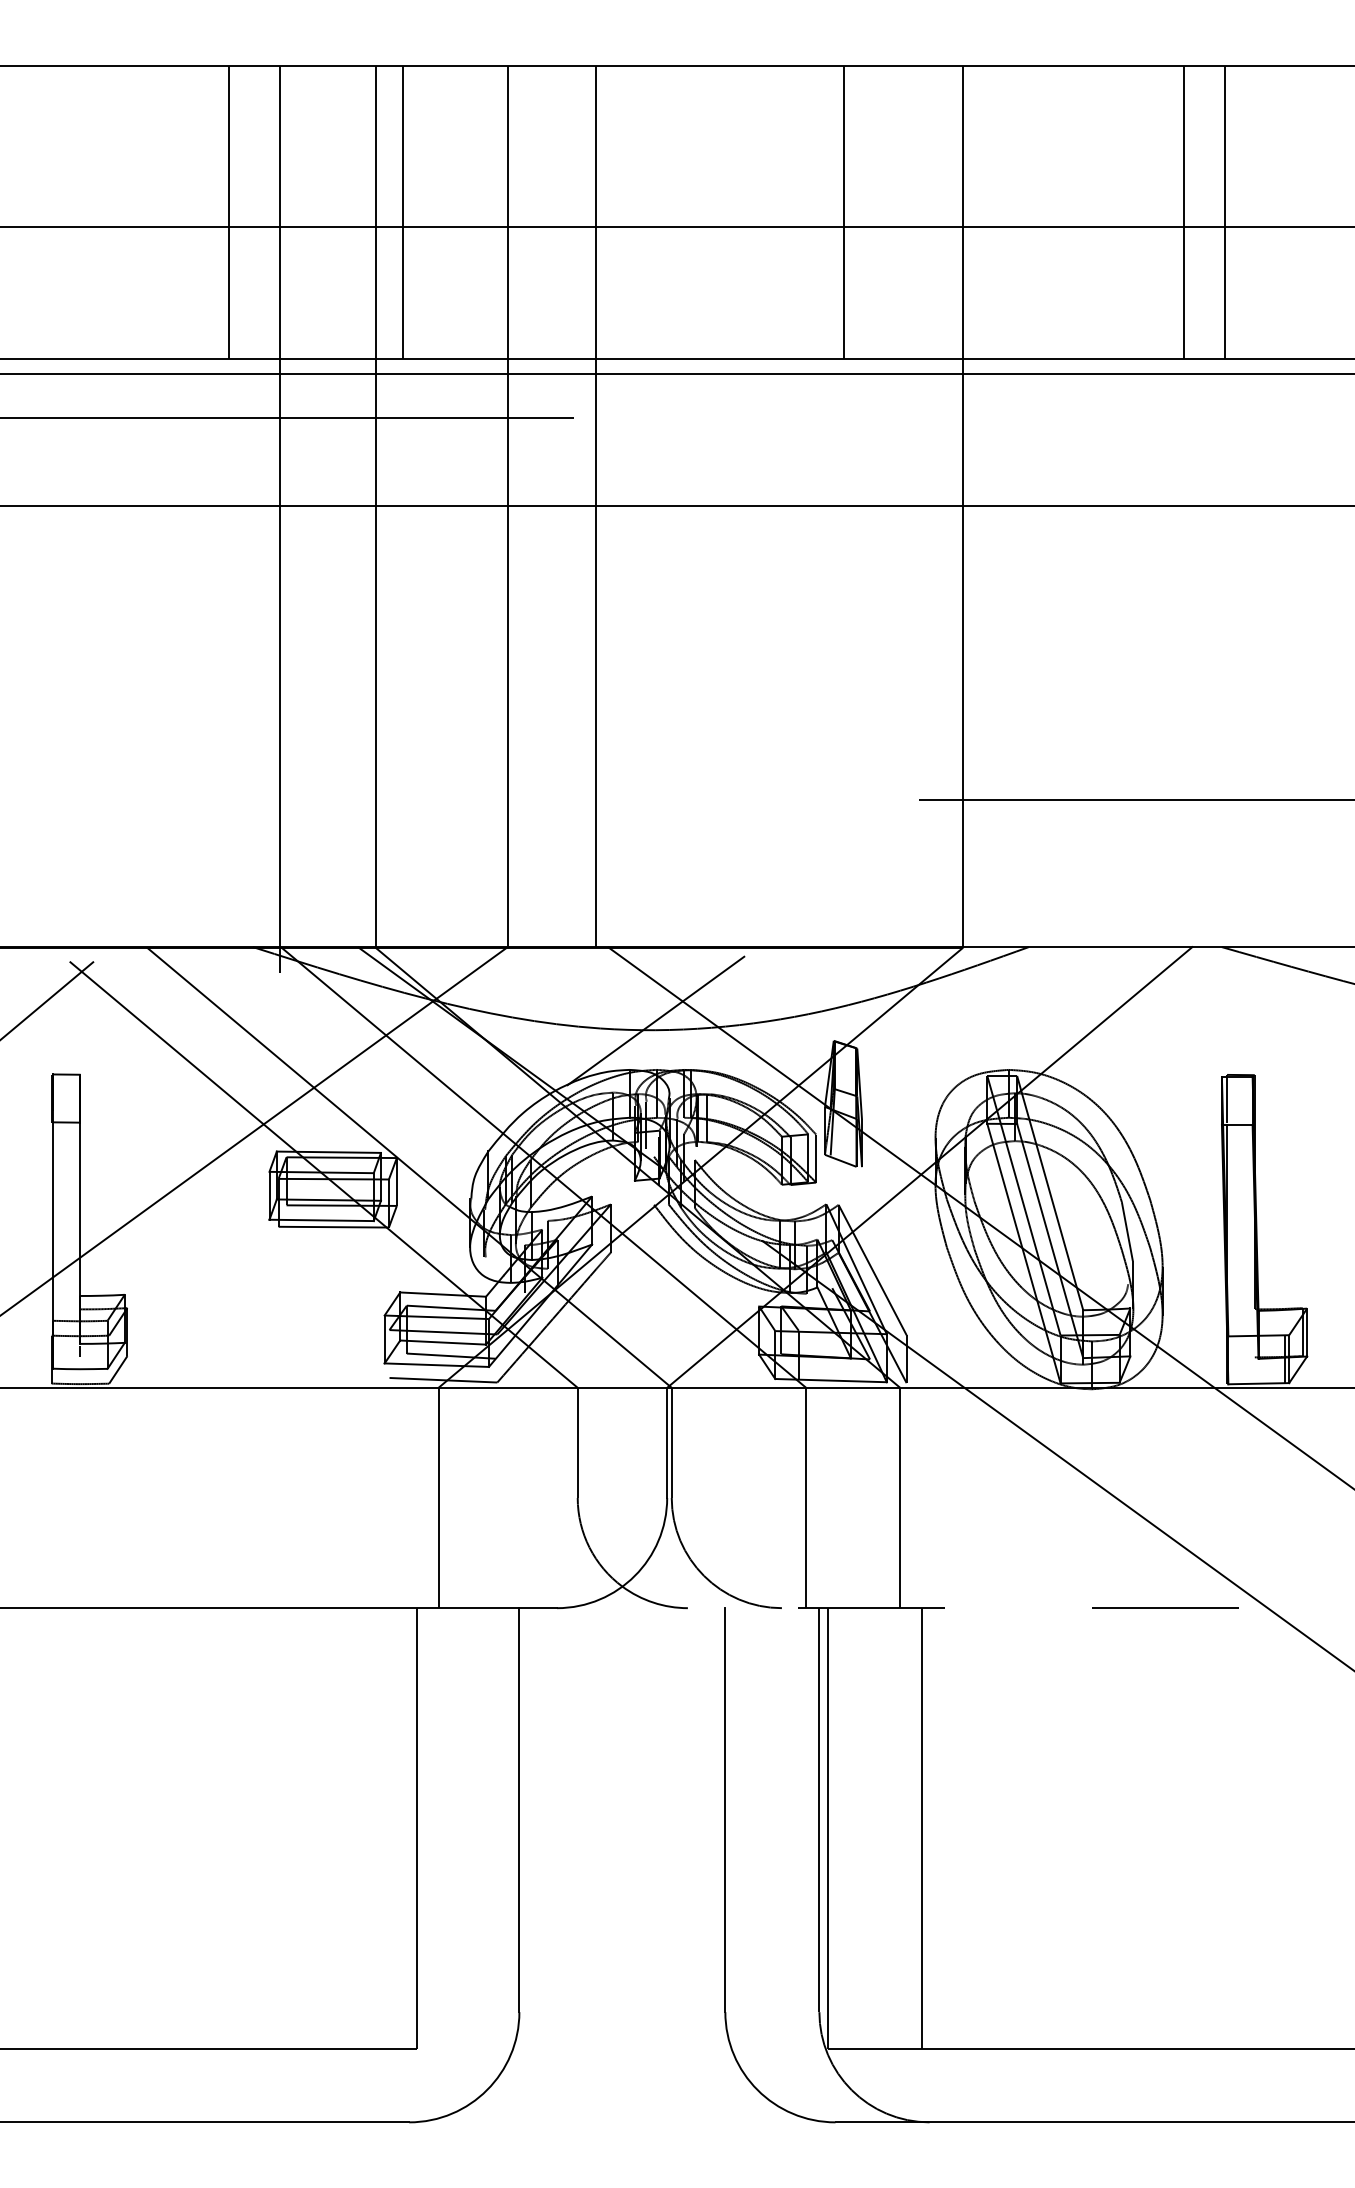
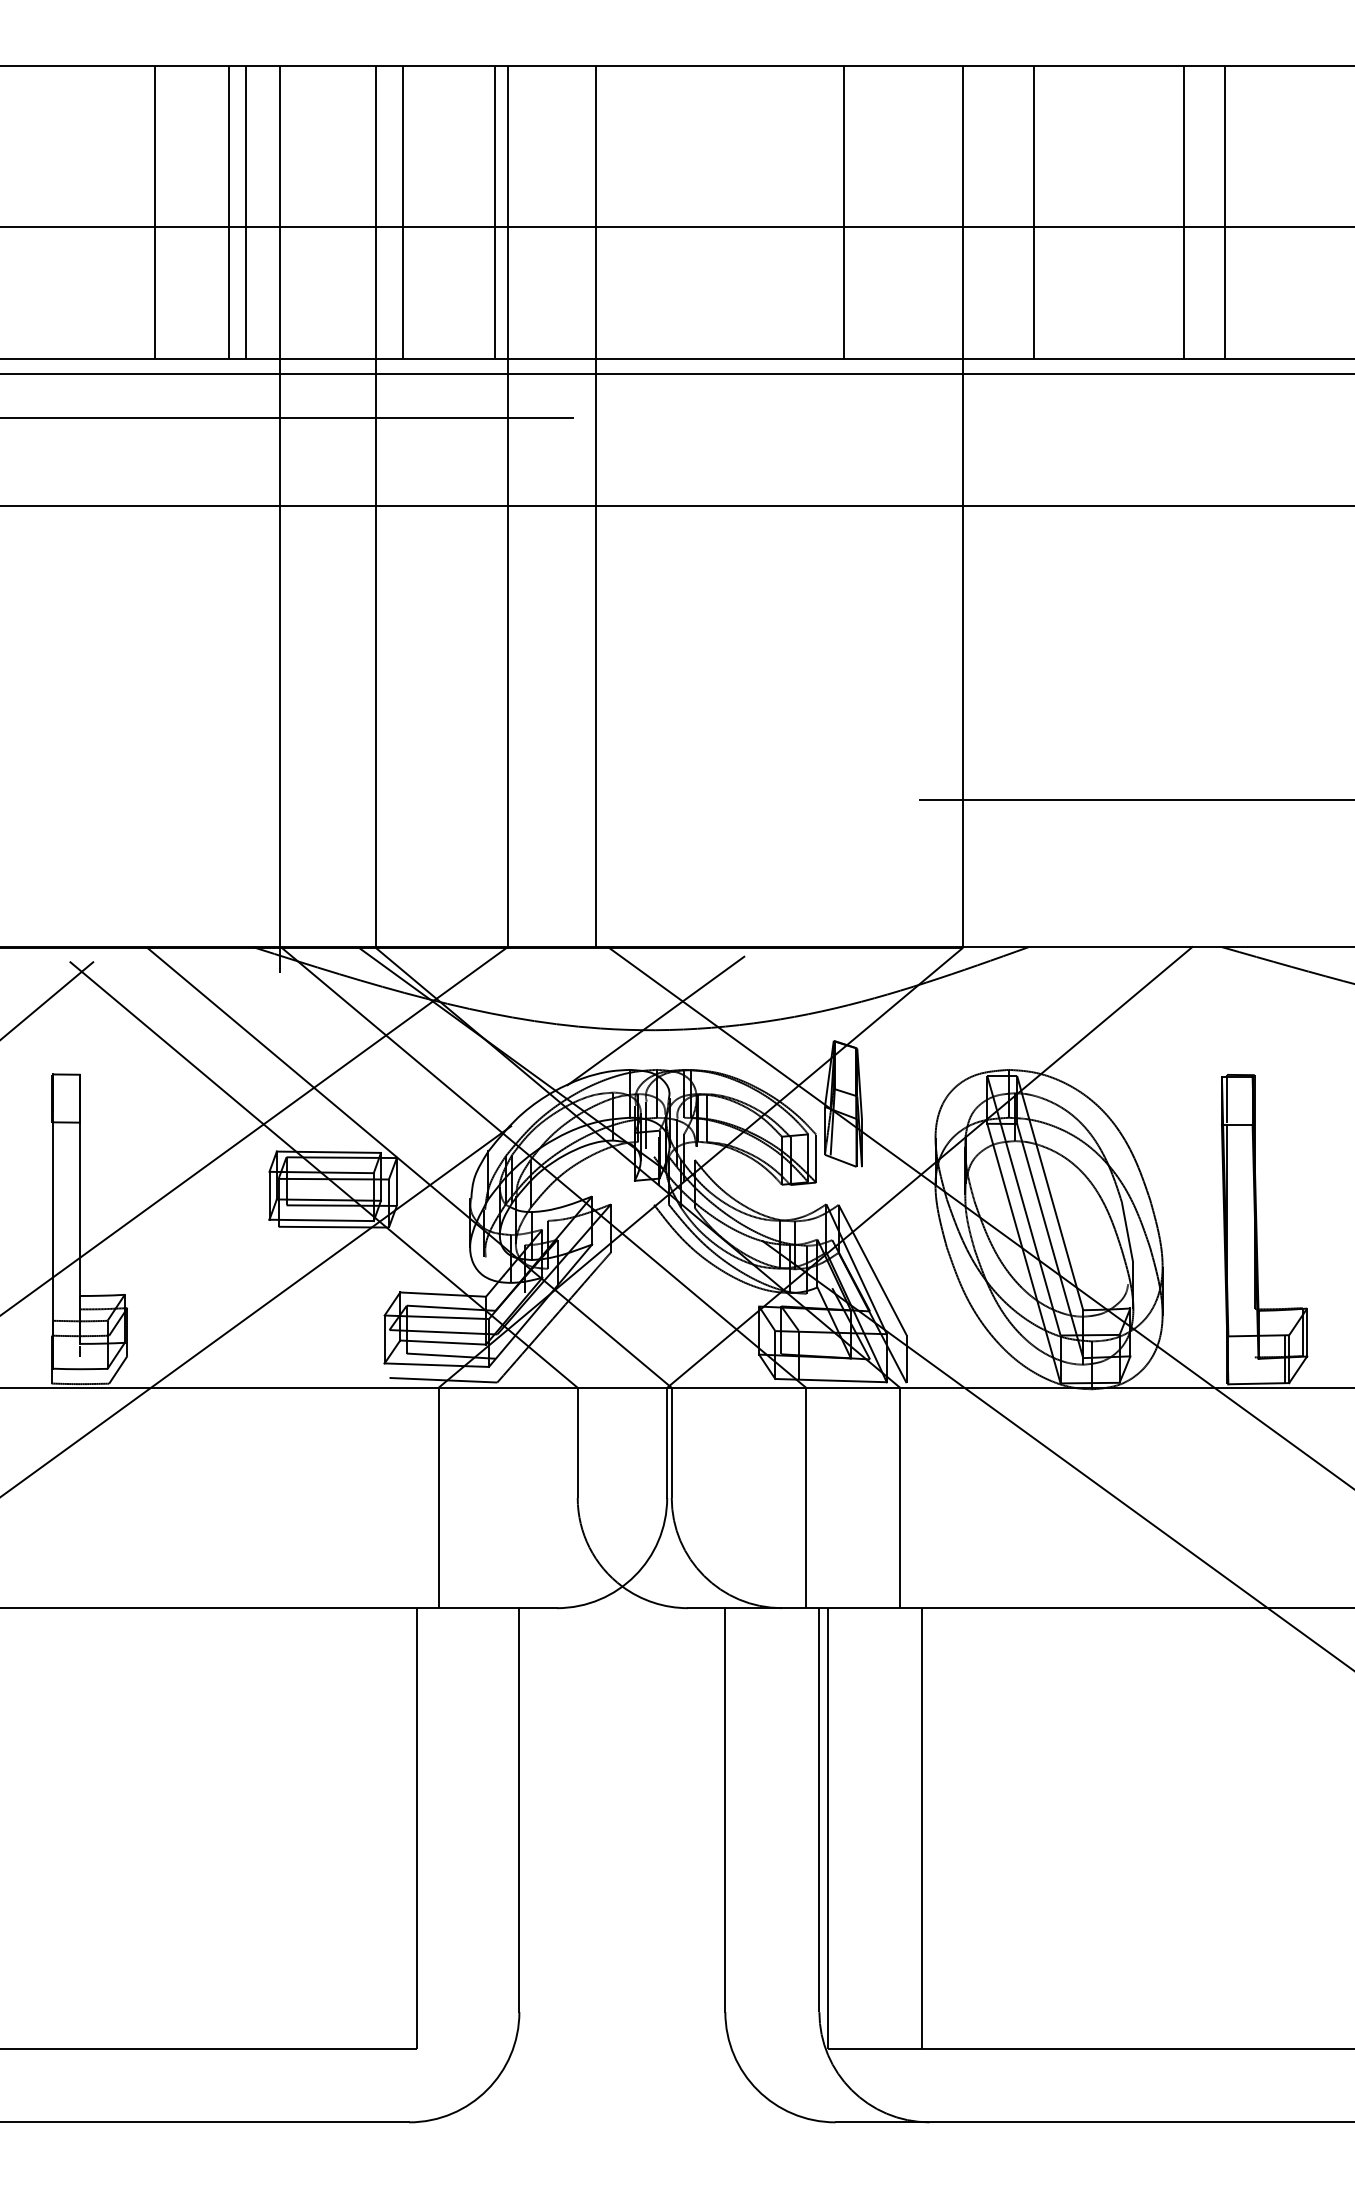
line: none -> present (155, 212)
line: none -> present (246, 212)
line: none -> present (494, 212)
line: none -> present (1034, 212)
line: none -> present (256, 1310)
line: dashed -> solid (1020, 1608)
